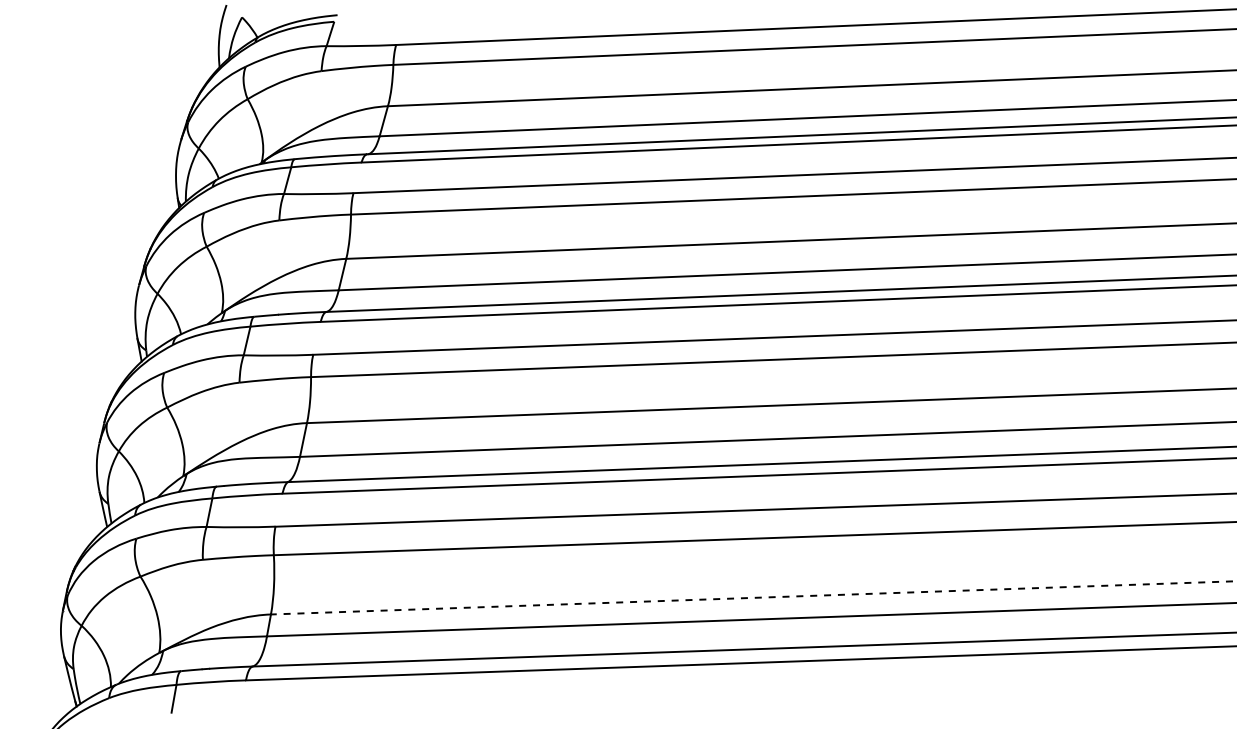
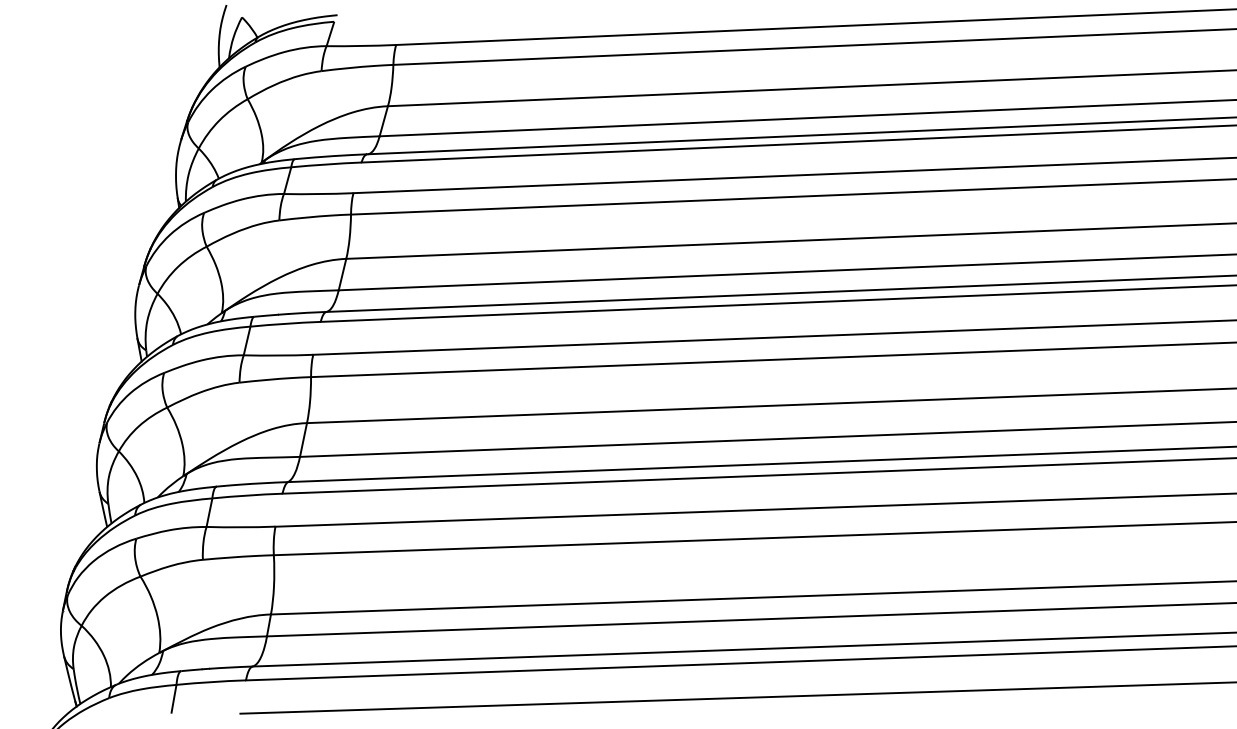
line: dashed -> solid (753, 597)
line: none -> present (736, 697)
